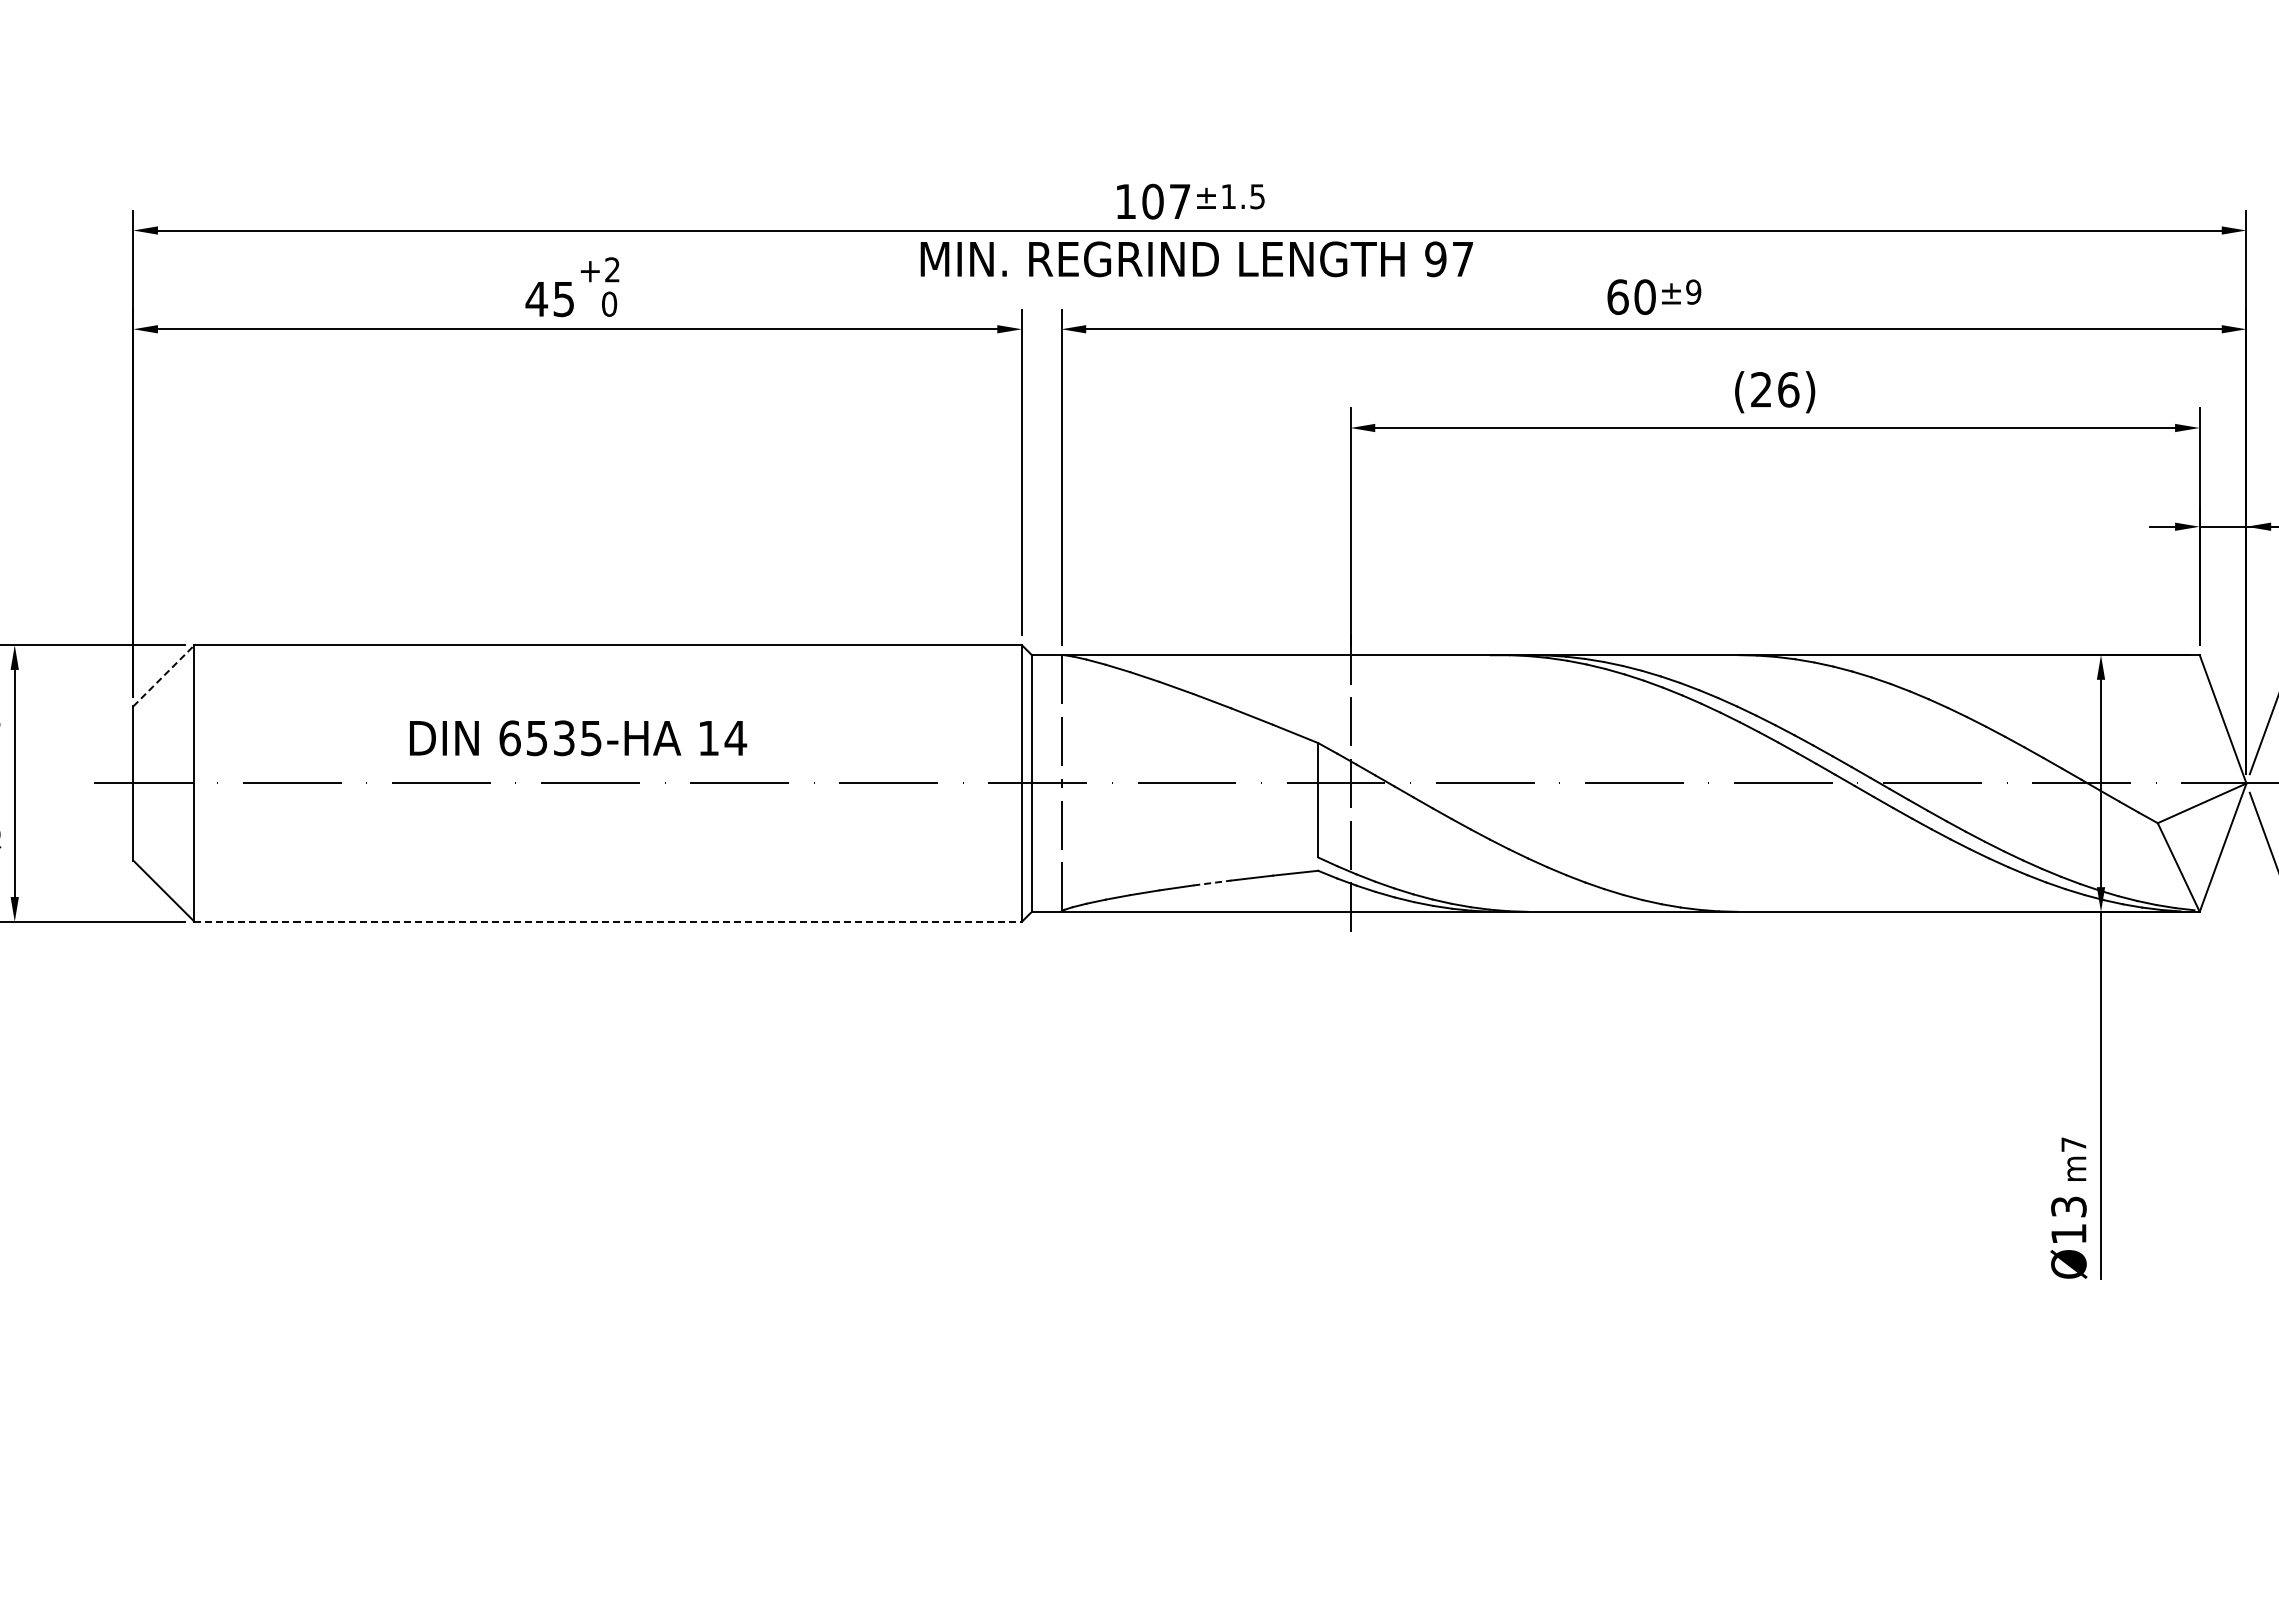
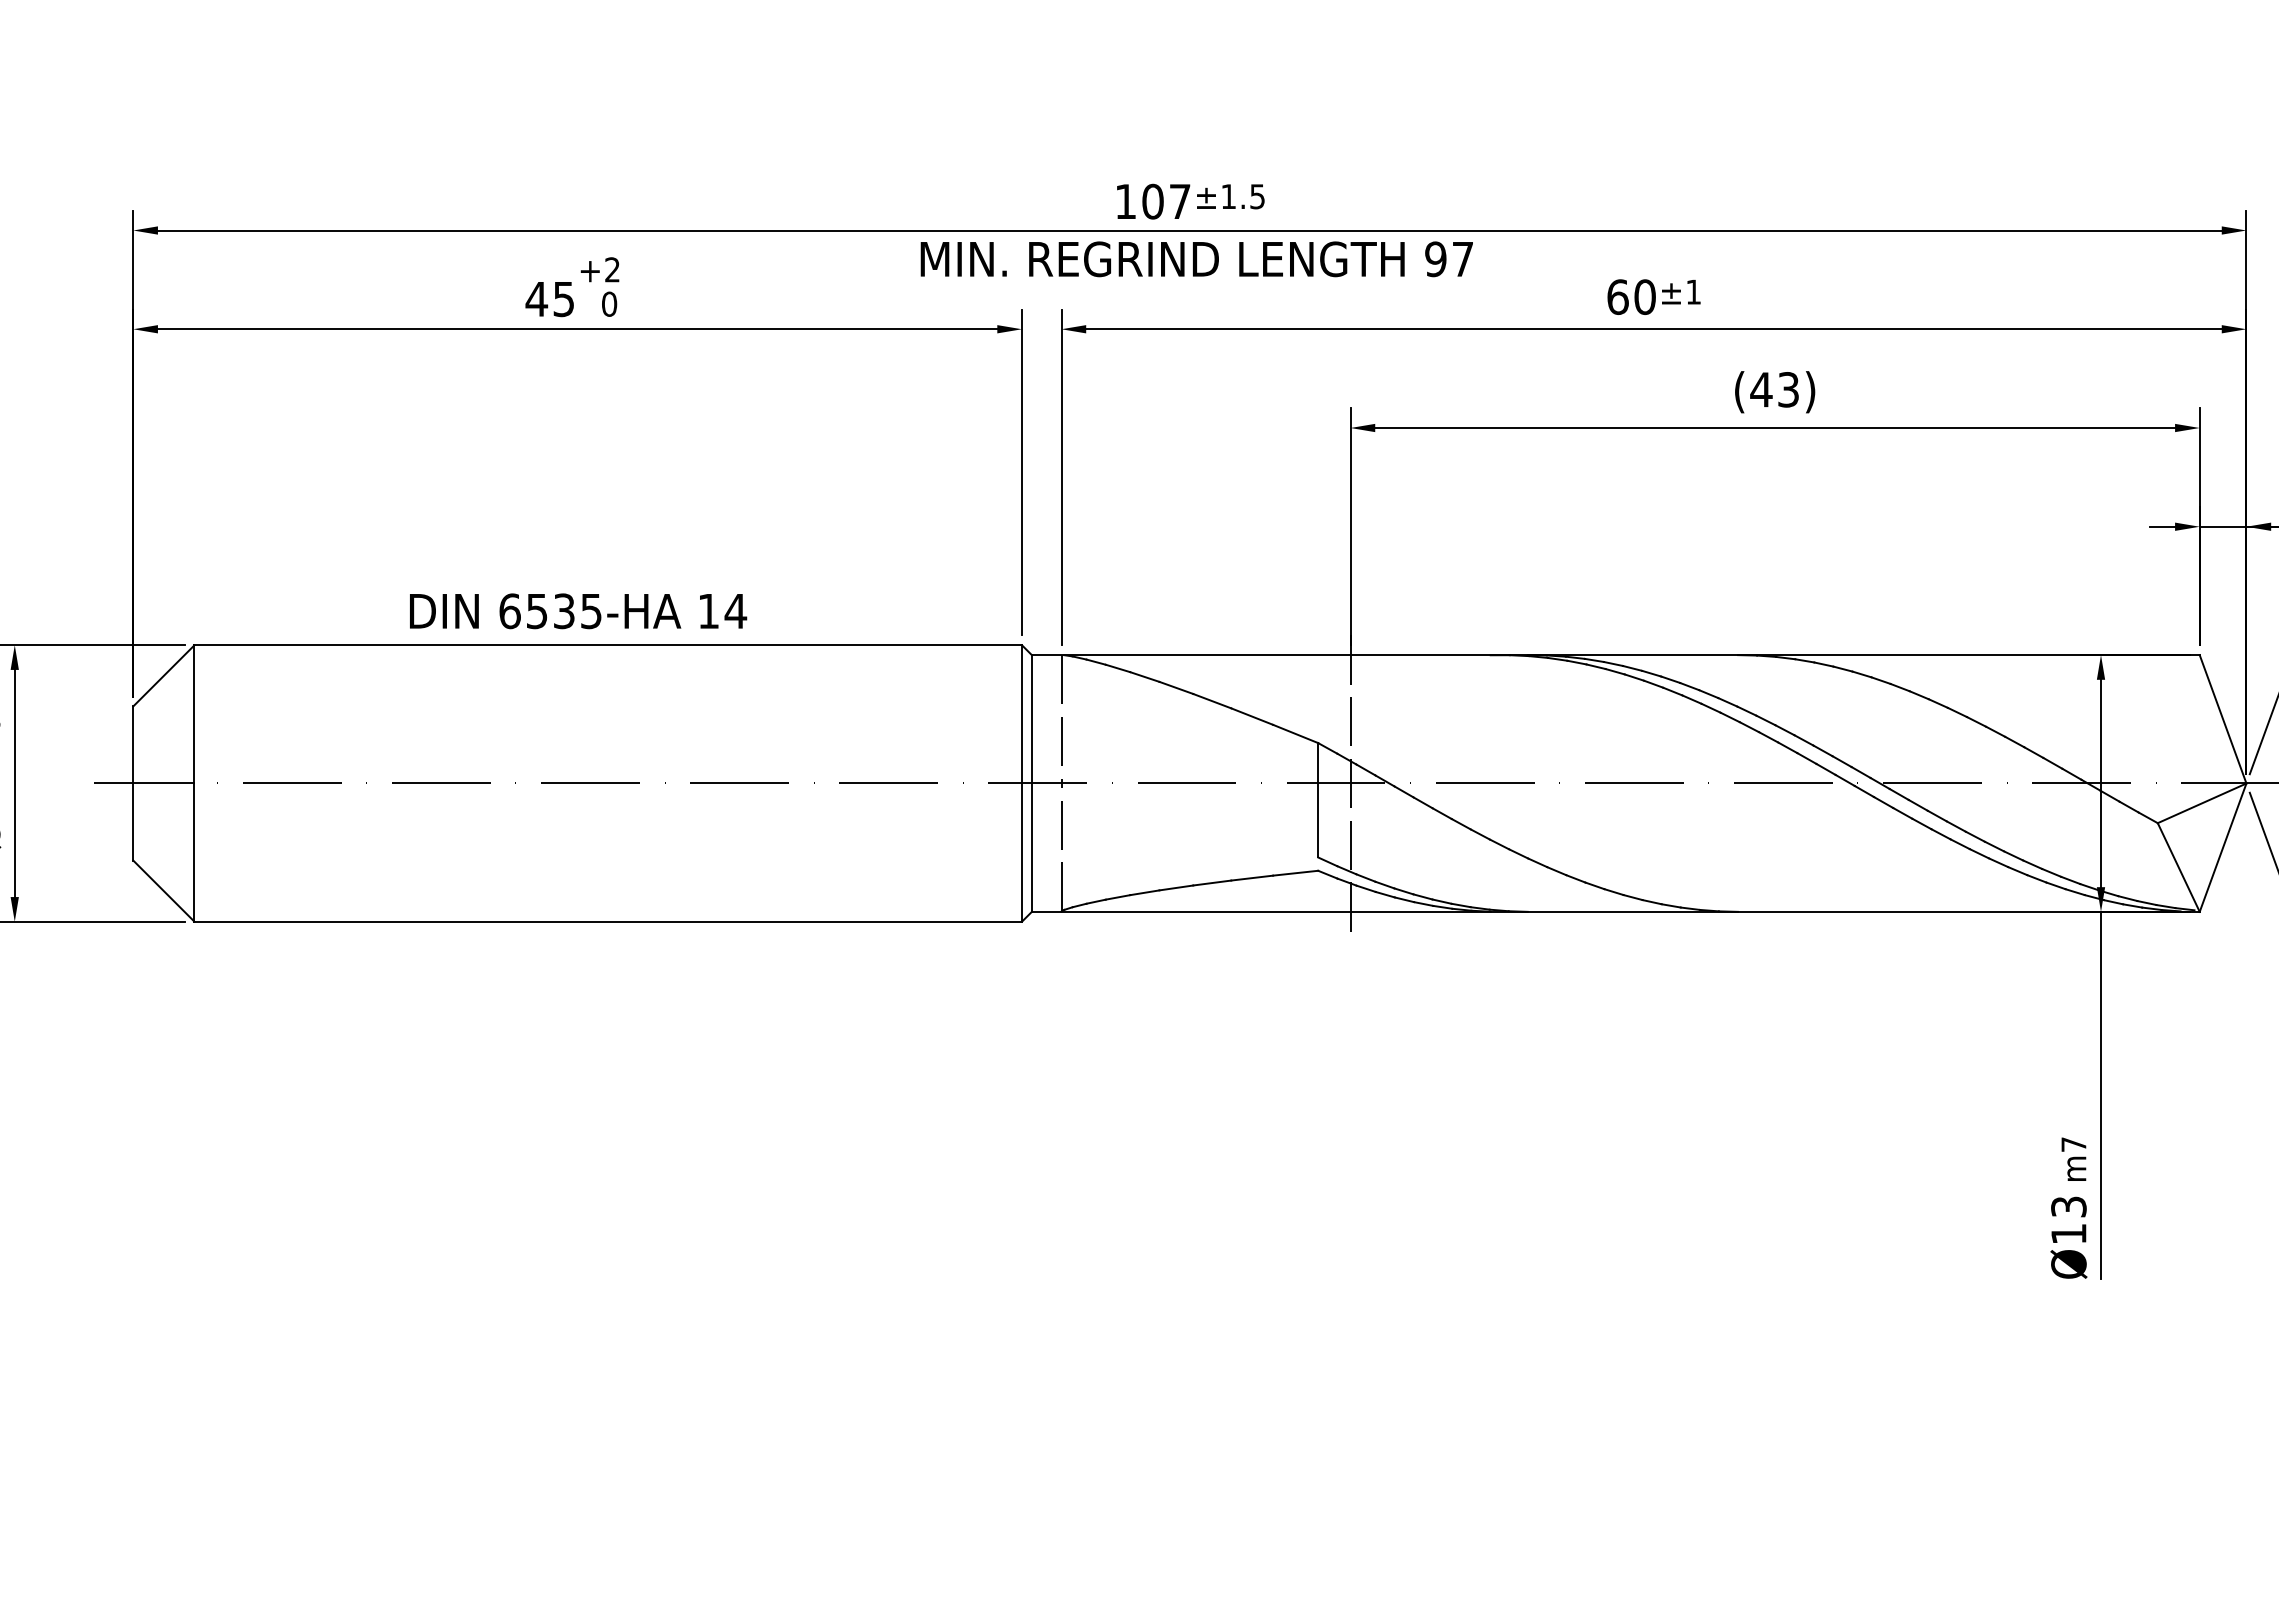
text: ±9 -> ±1 (1693, 291)
text: (26) -> (43) (1774, 389)
line: dashed -> solid (164, 675)
text position: (578, 738) -> (578, 611) (578, 611)
line: dashed -> solid (1212, 882)
line: dashed -> solid (608, 921)
